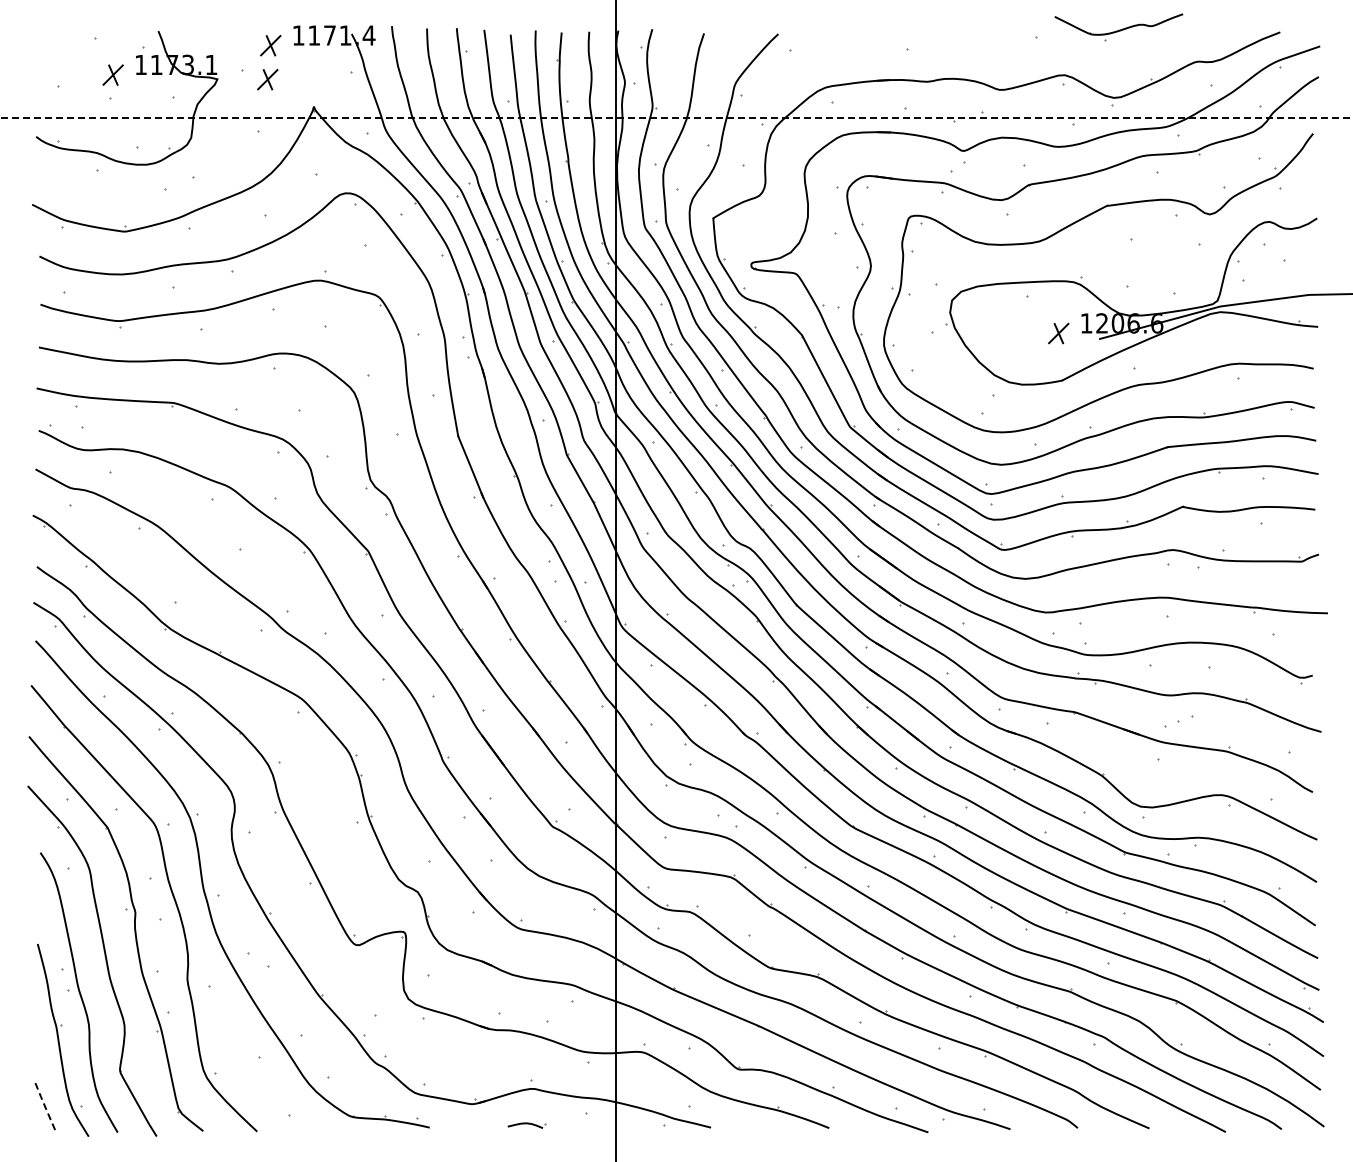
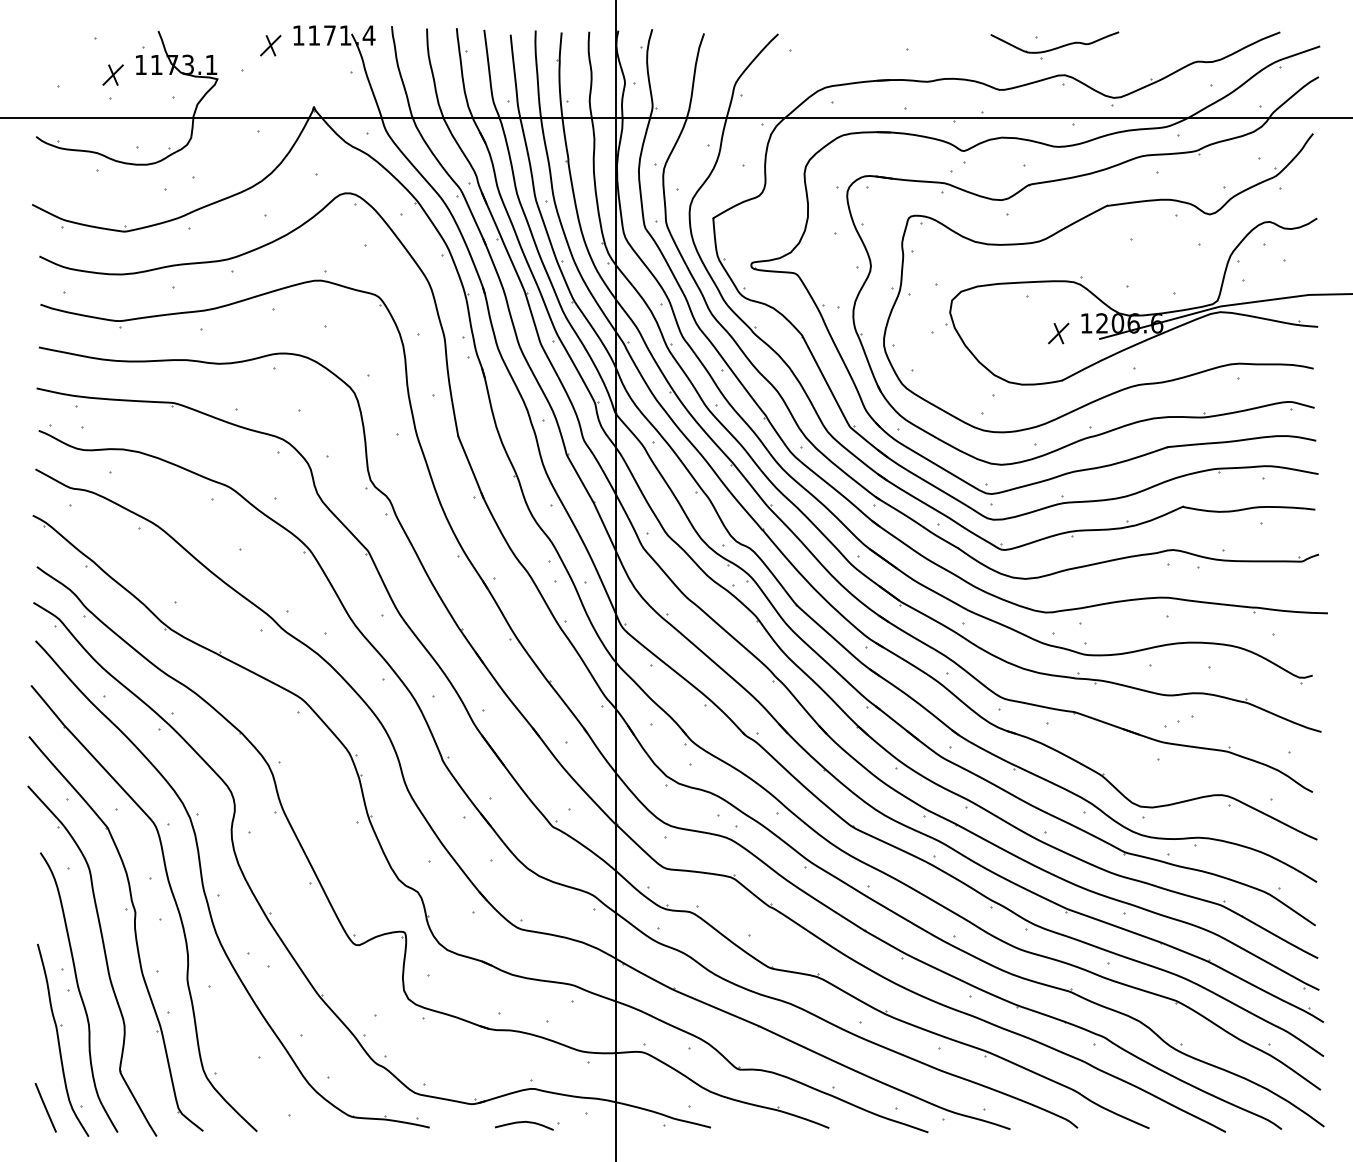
part position: (1118, 27) -> (1054, 45) (1054, 45)
part: present -> none (267, 79)
line: dashed -> solid (676, 117)
line: dashed -> solid (45, 1107)
part size: 40x7 px -> 66x11 px (526, 1125)
